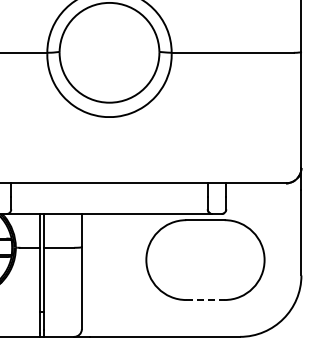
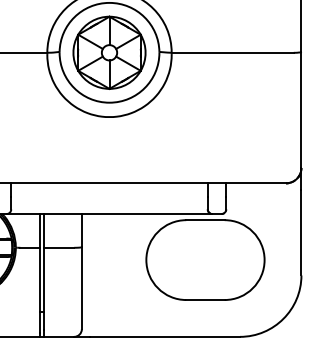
part: none -> present (109, 52)
line: dashed -> solid (205, 300)
